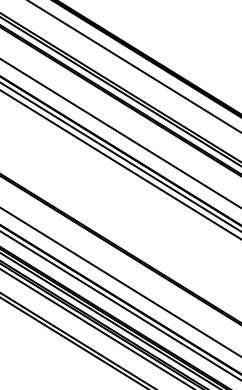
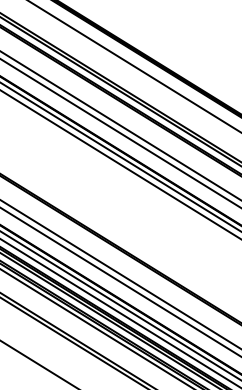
line: none -> present (120, 125)
line: none -> present (120, 274)
line: none -> present (120, 312)
line: none -> present (38, 364)
